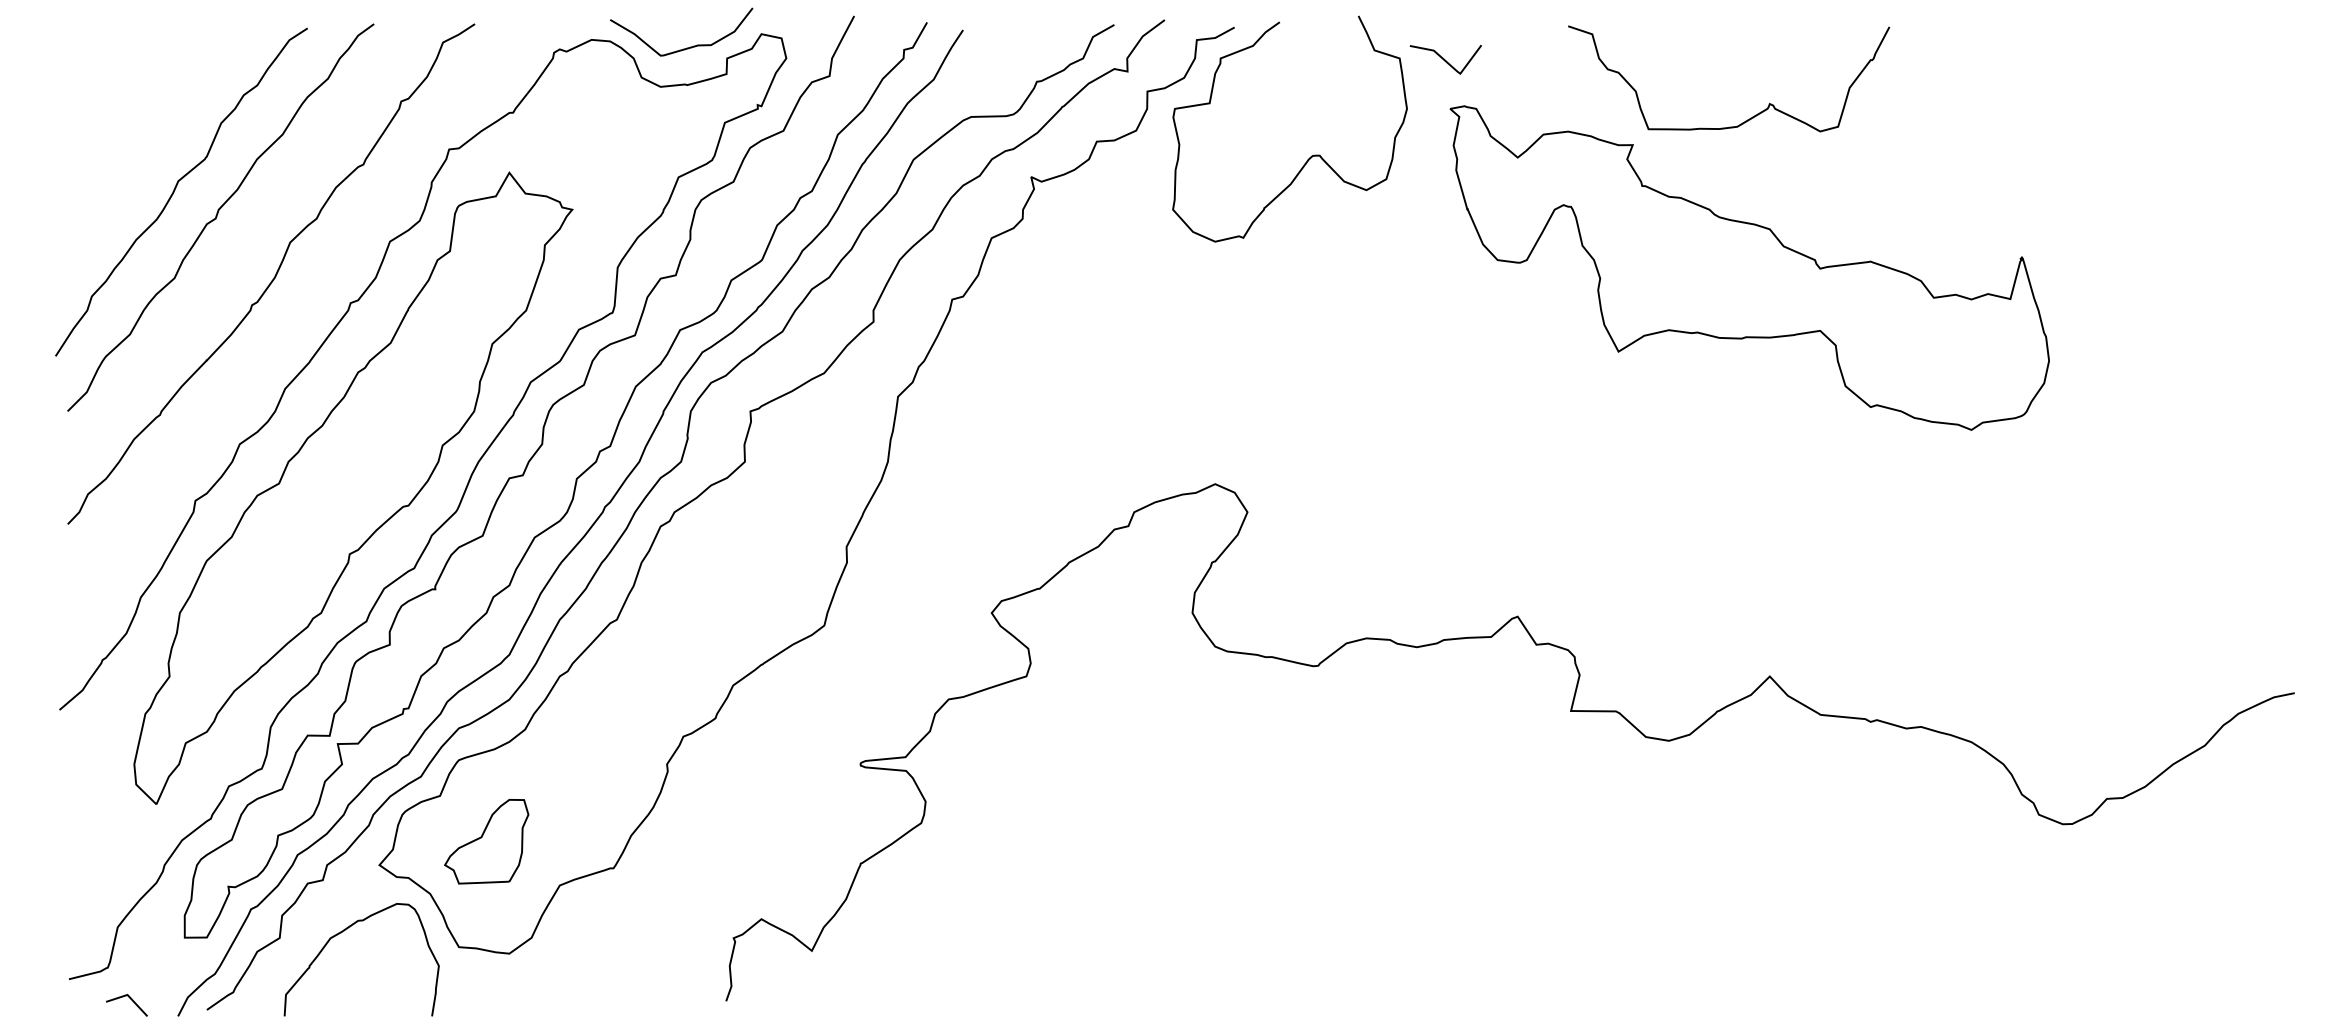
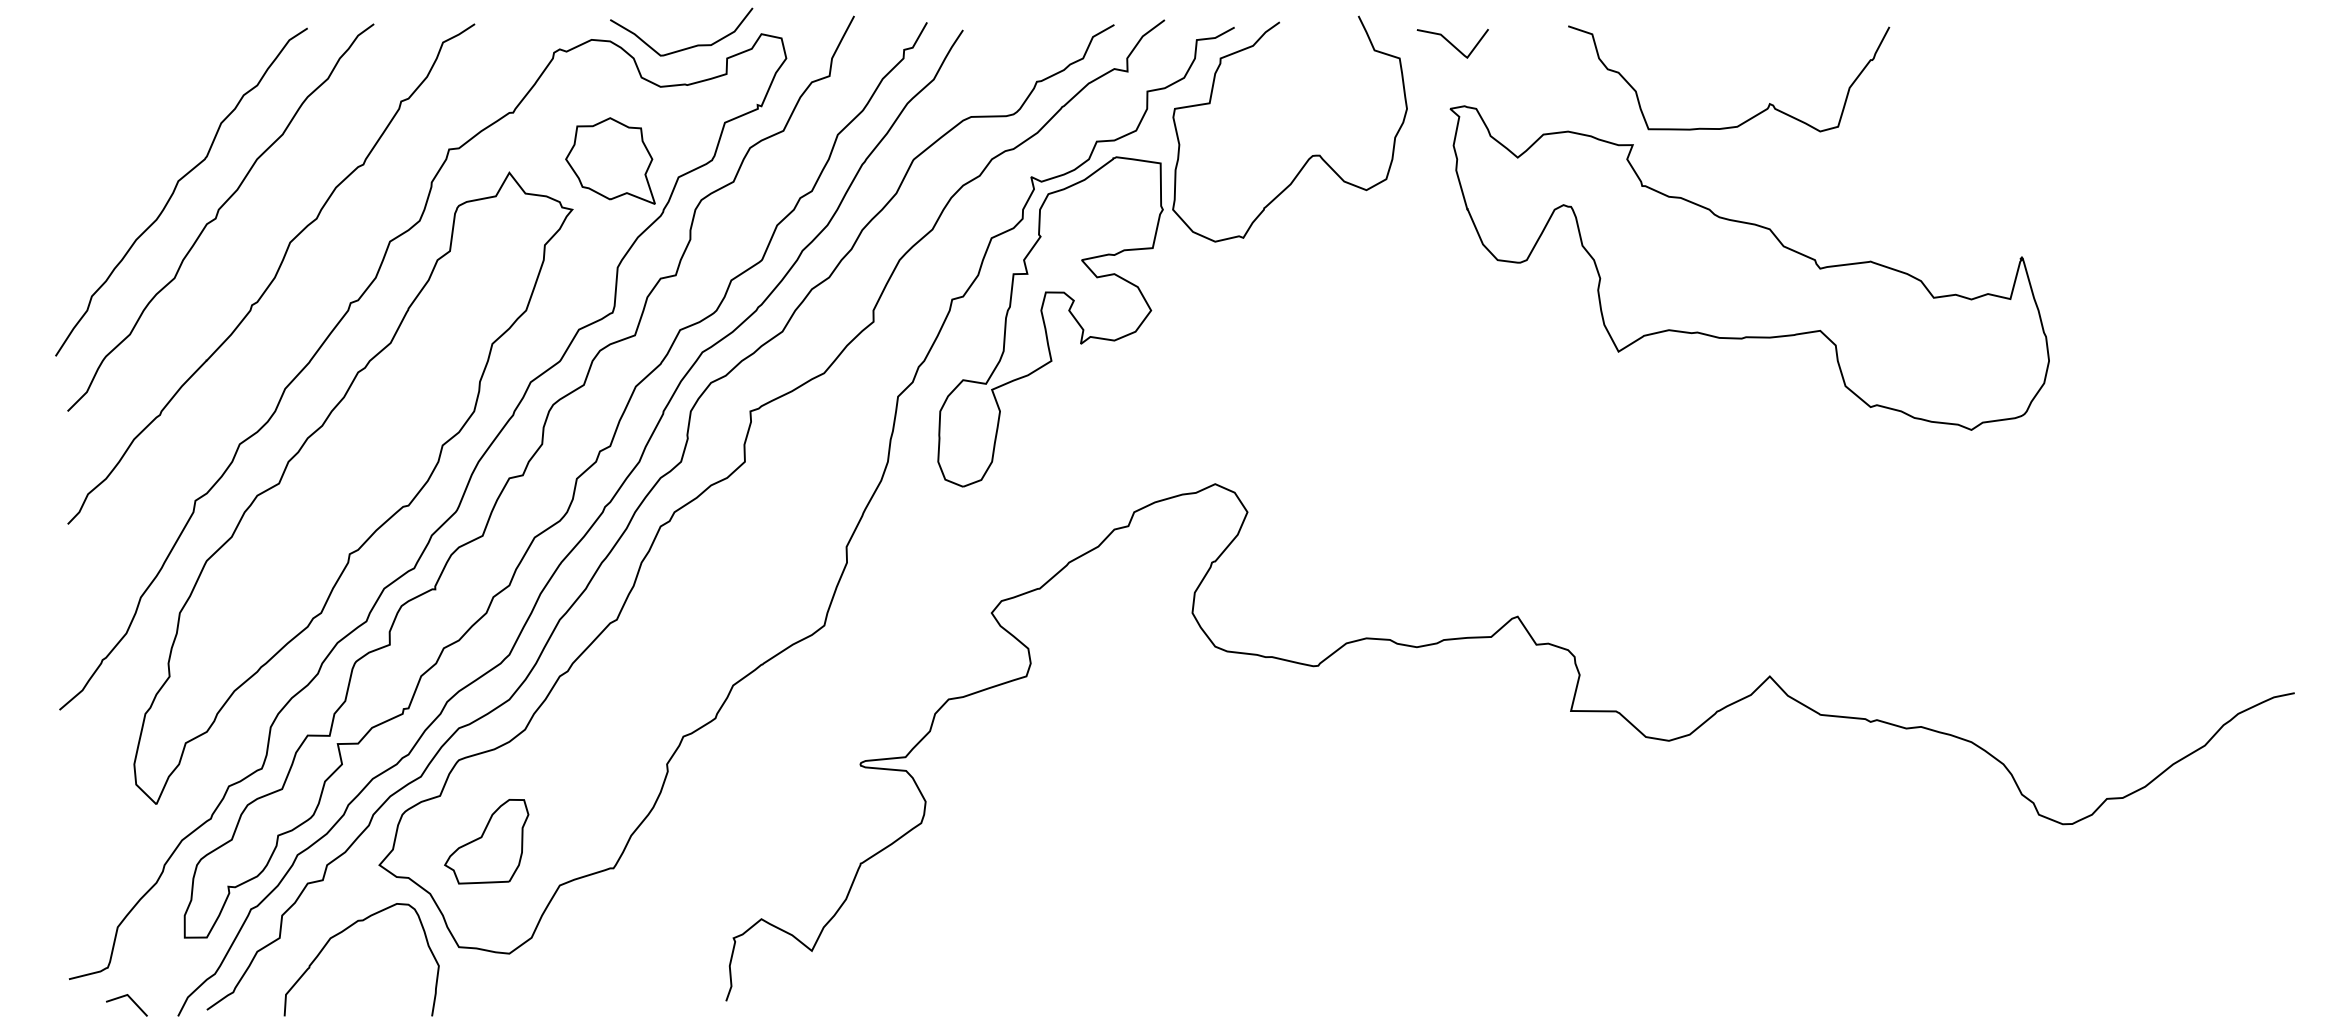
line position: (1445, 59) -> (1452, 43) (1452, 43)
part: none -> present (610, 160)
part: none -> present (1050, 321)
